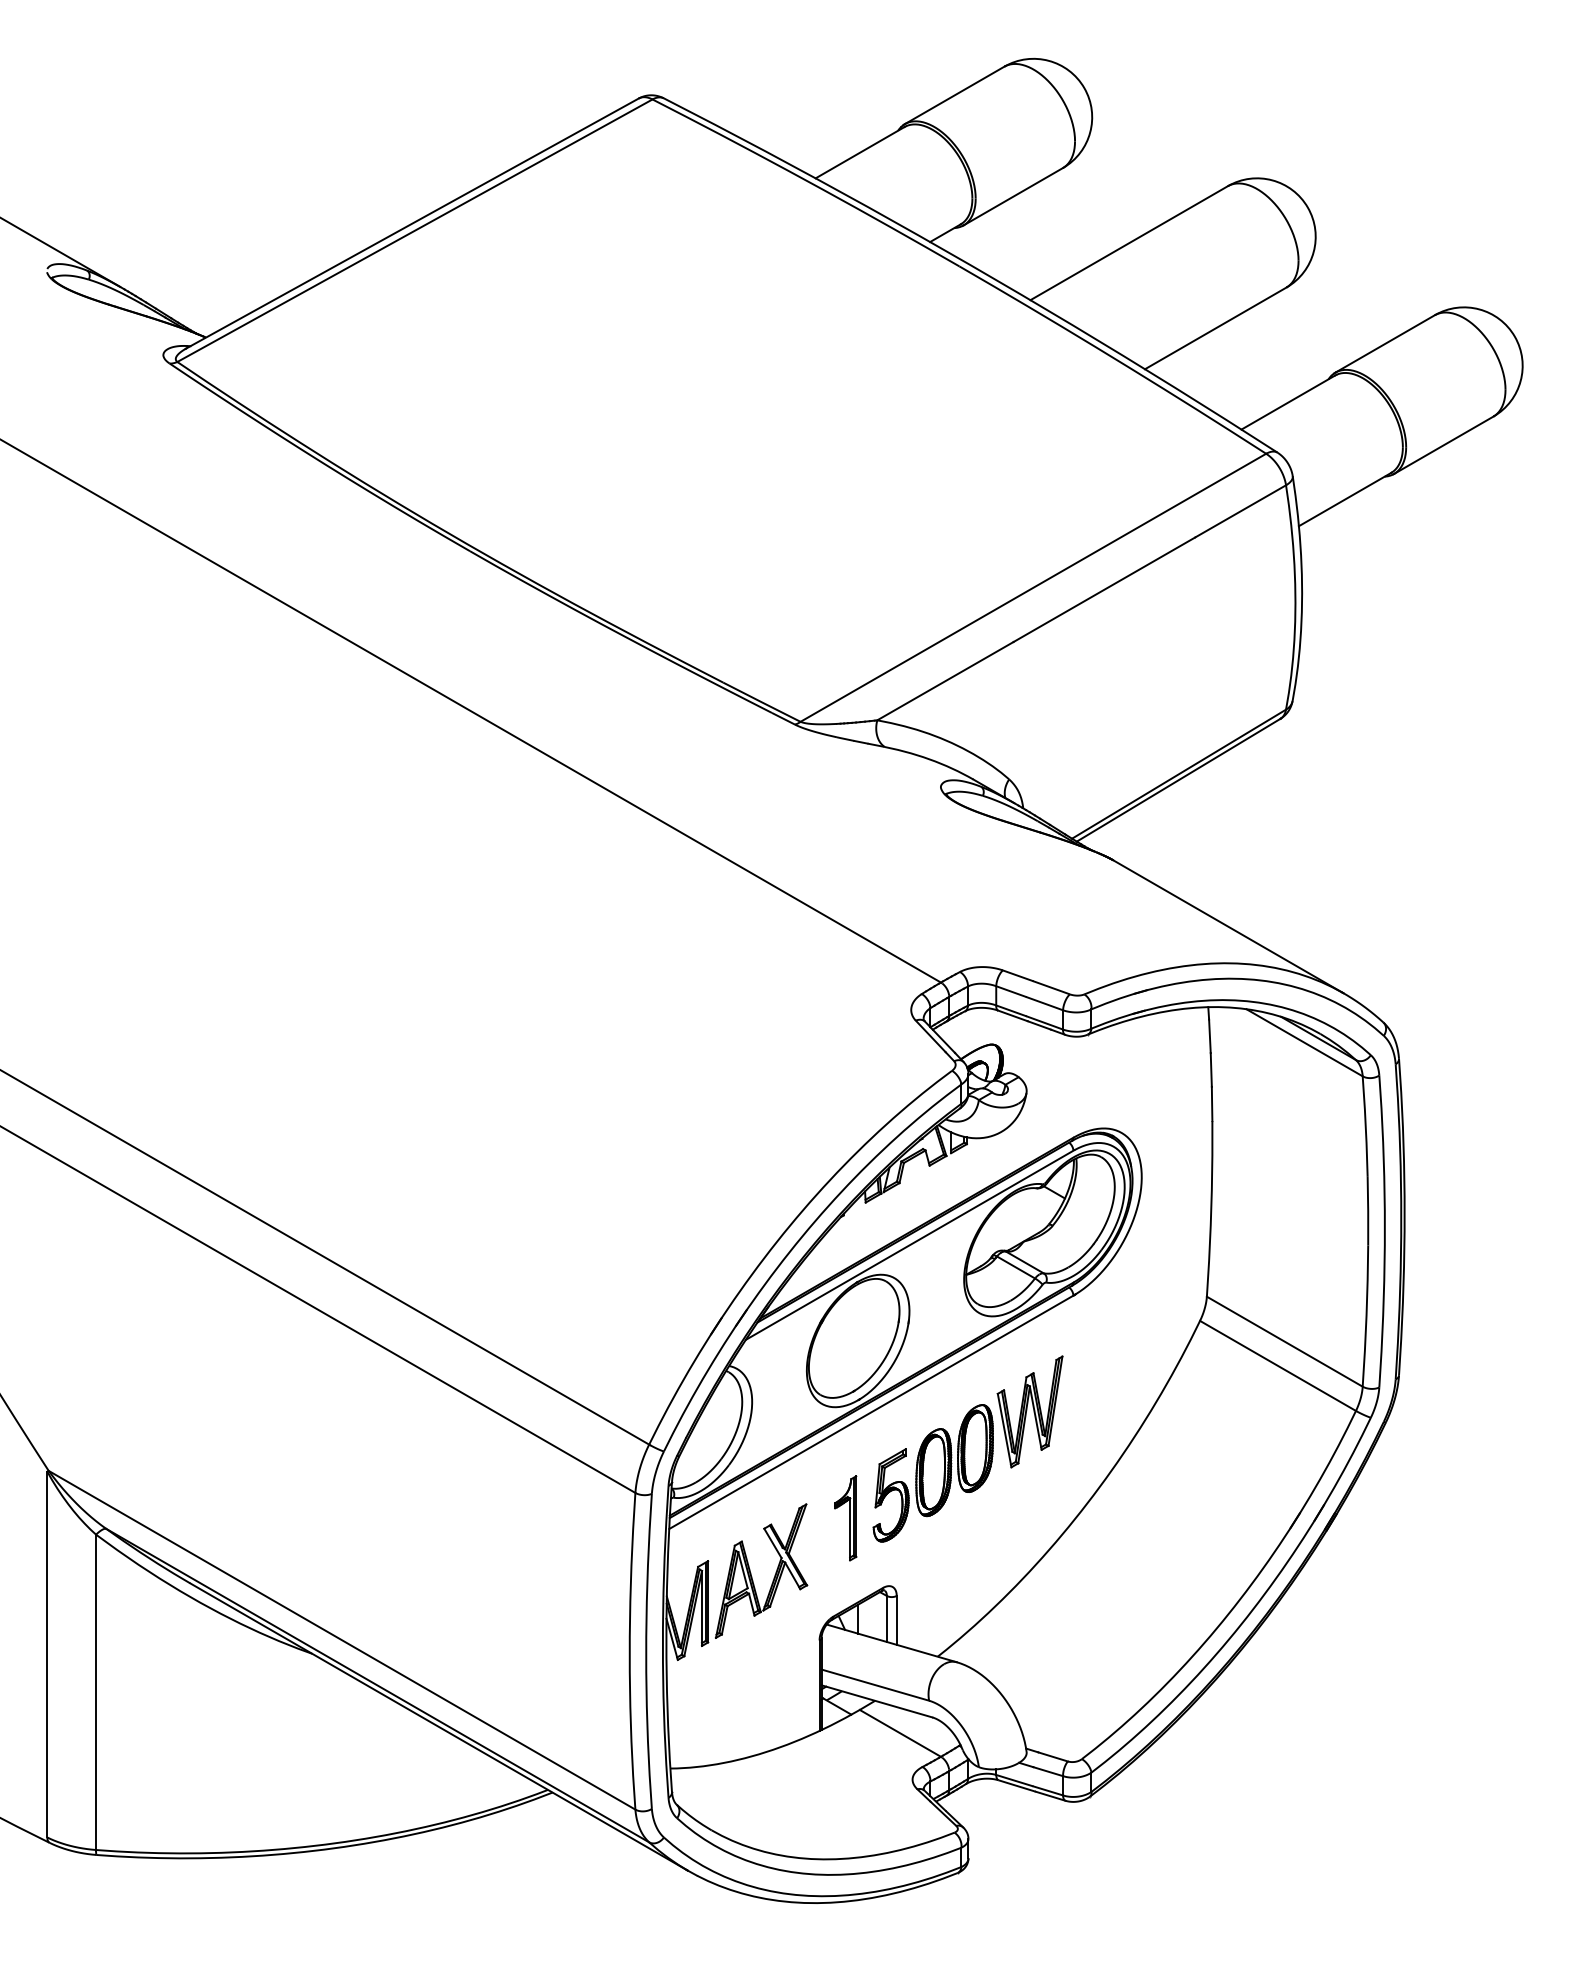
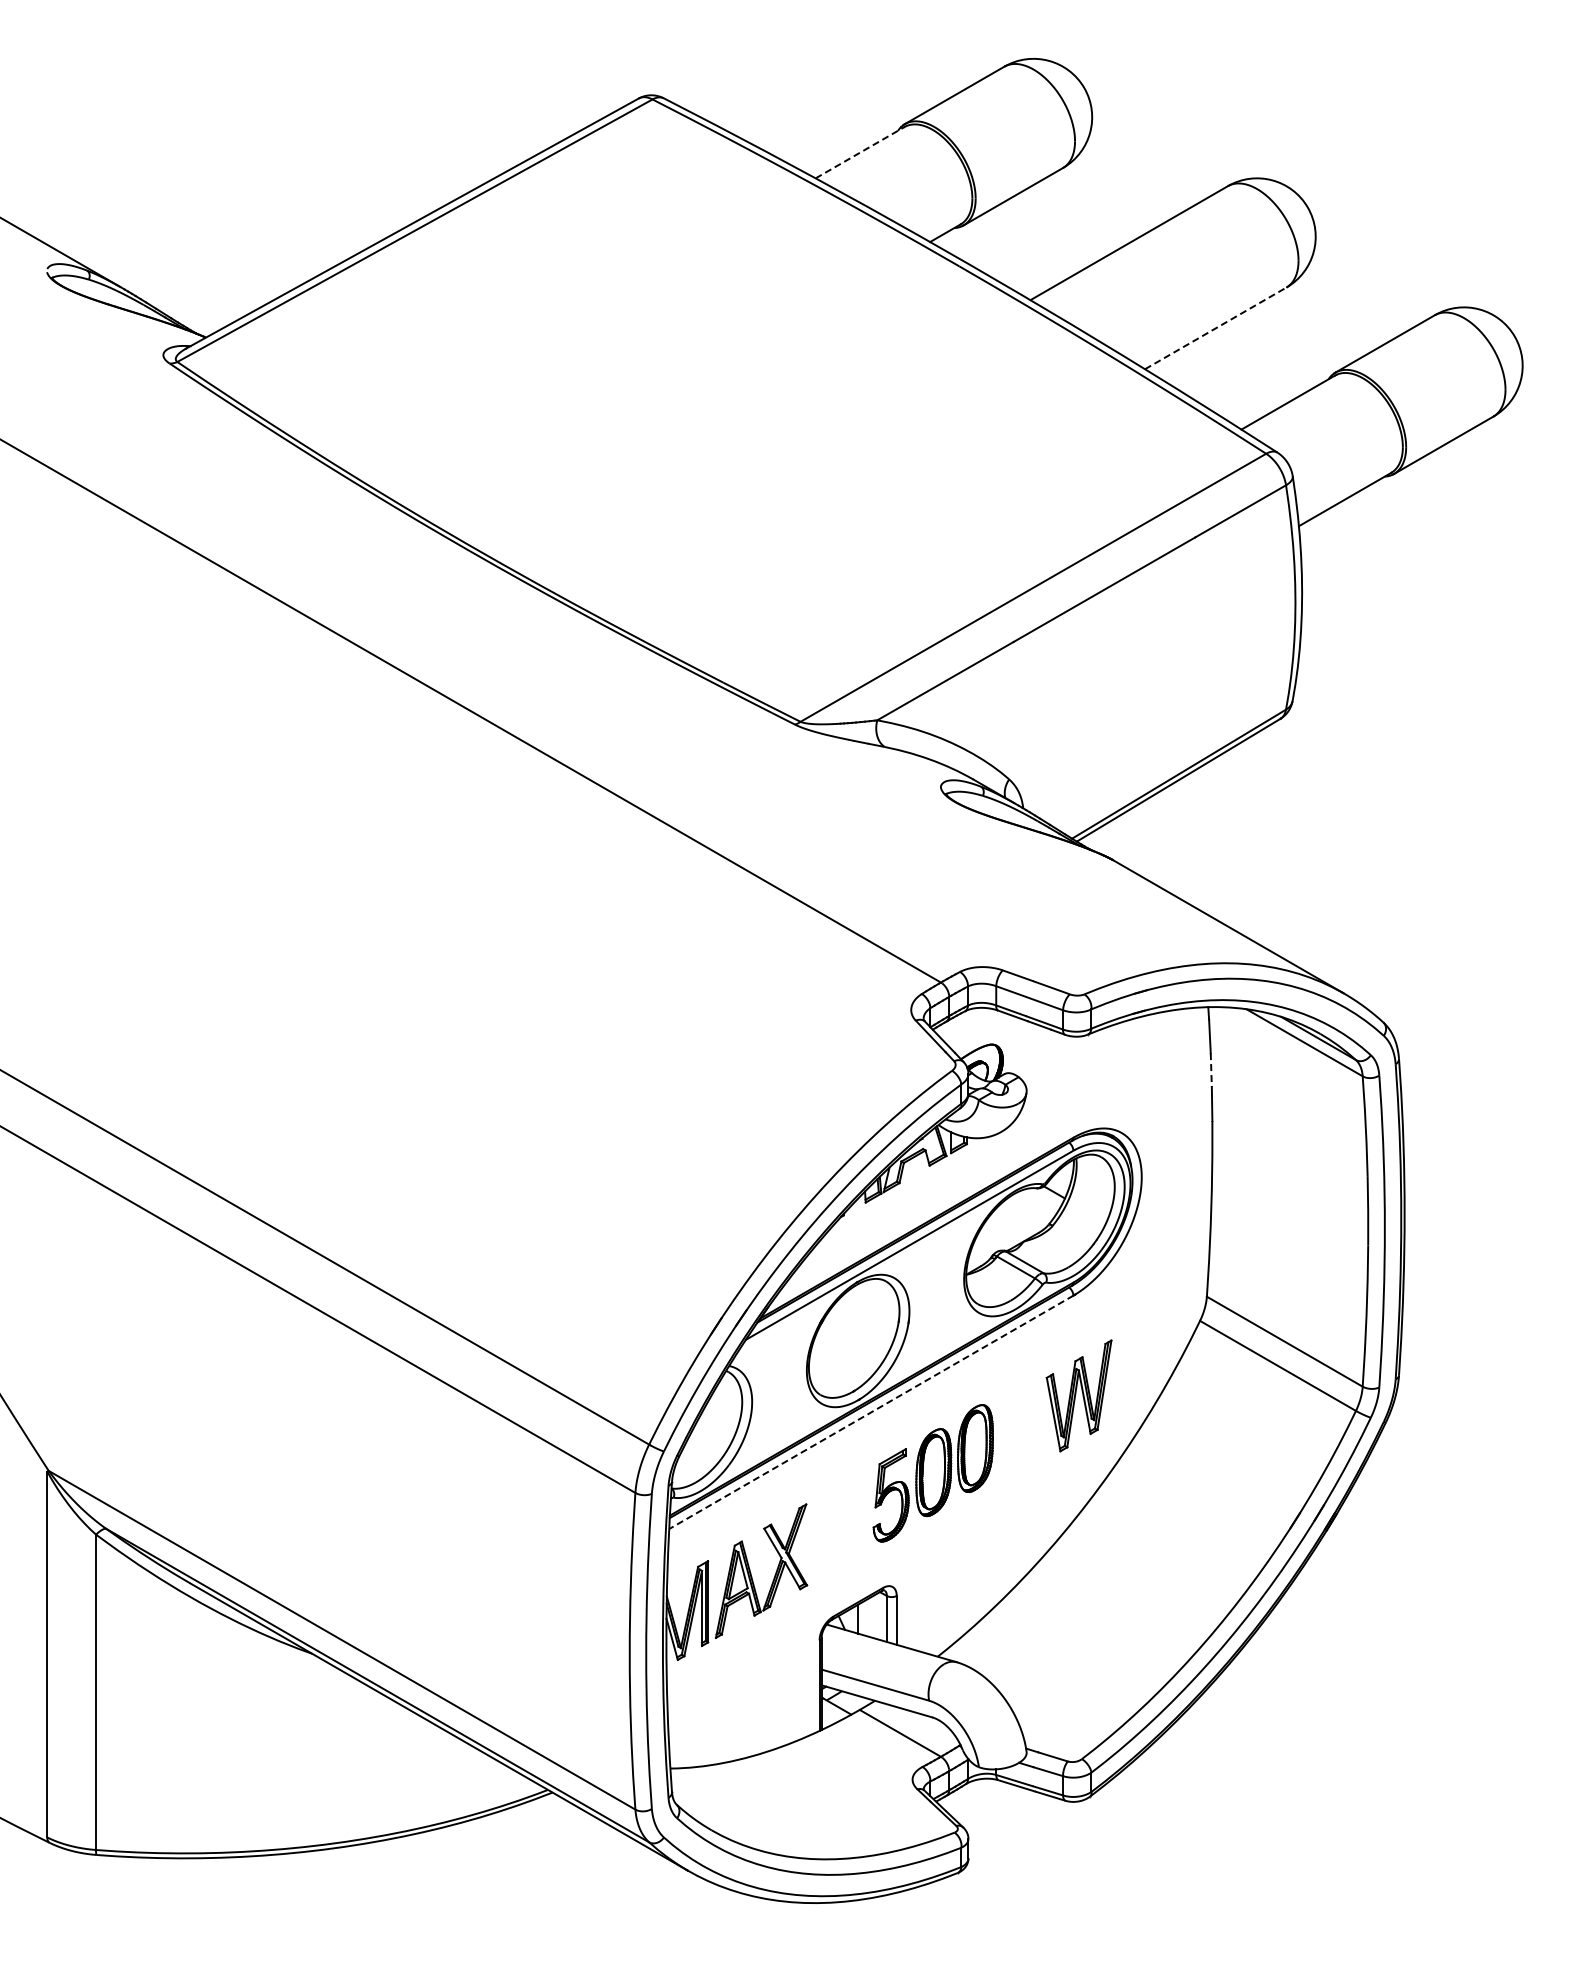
line: solid -> dashed (860, 152)
line: solid -> dashed (1215, 328)
line: solid -> dashed (1211, 1069)
part position: (1029, 1411) -> (1078, 1395) (1078, 1395)
line: solid -> dashed (871, 1412)
part: present -> none (845, 1518)
